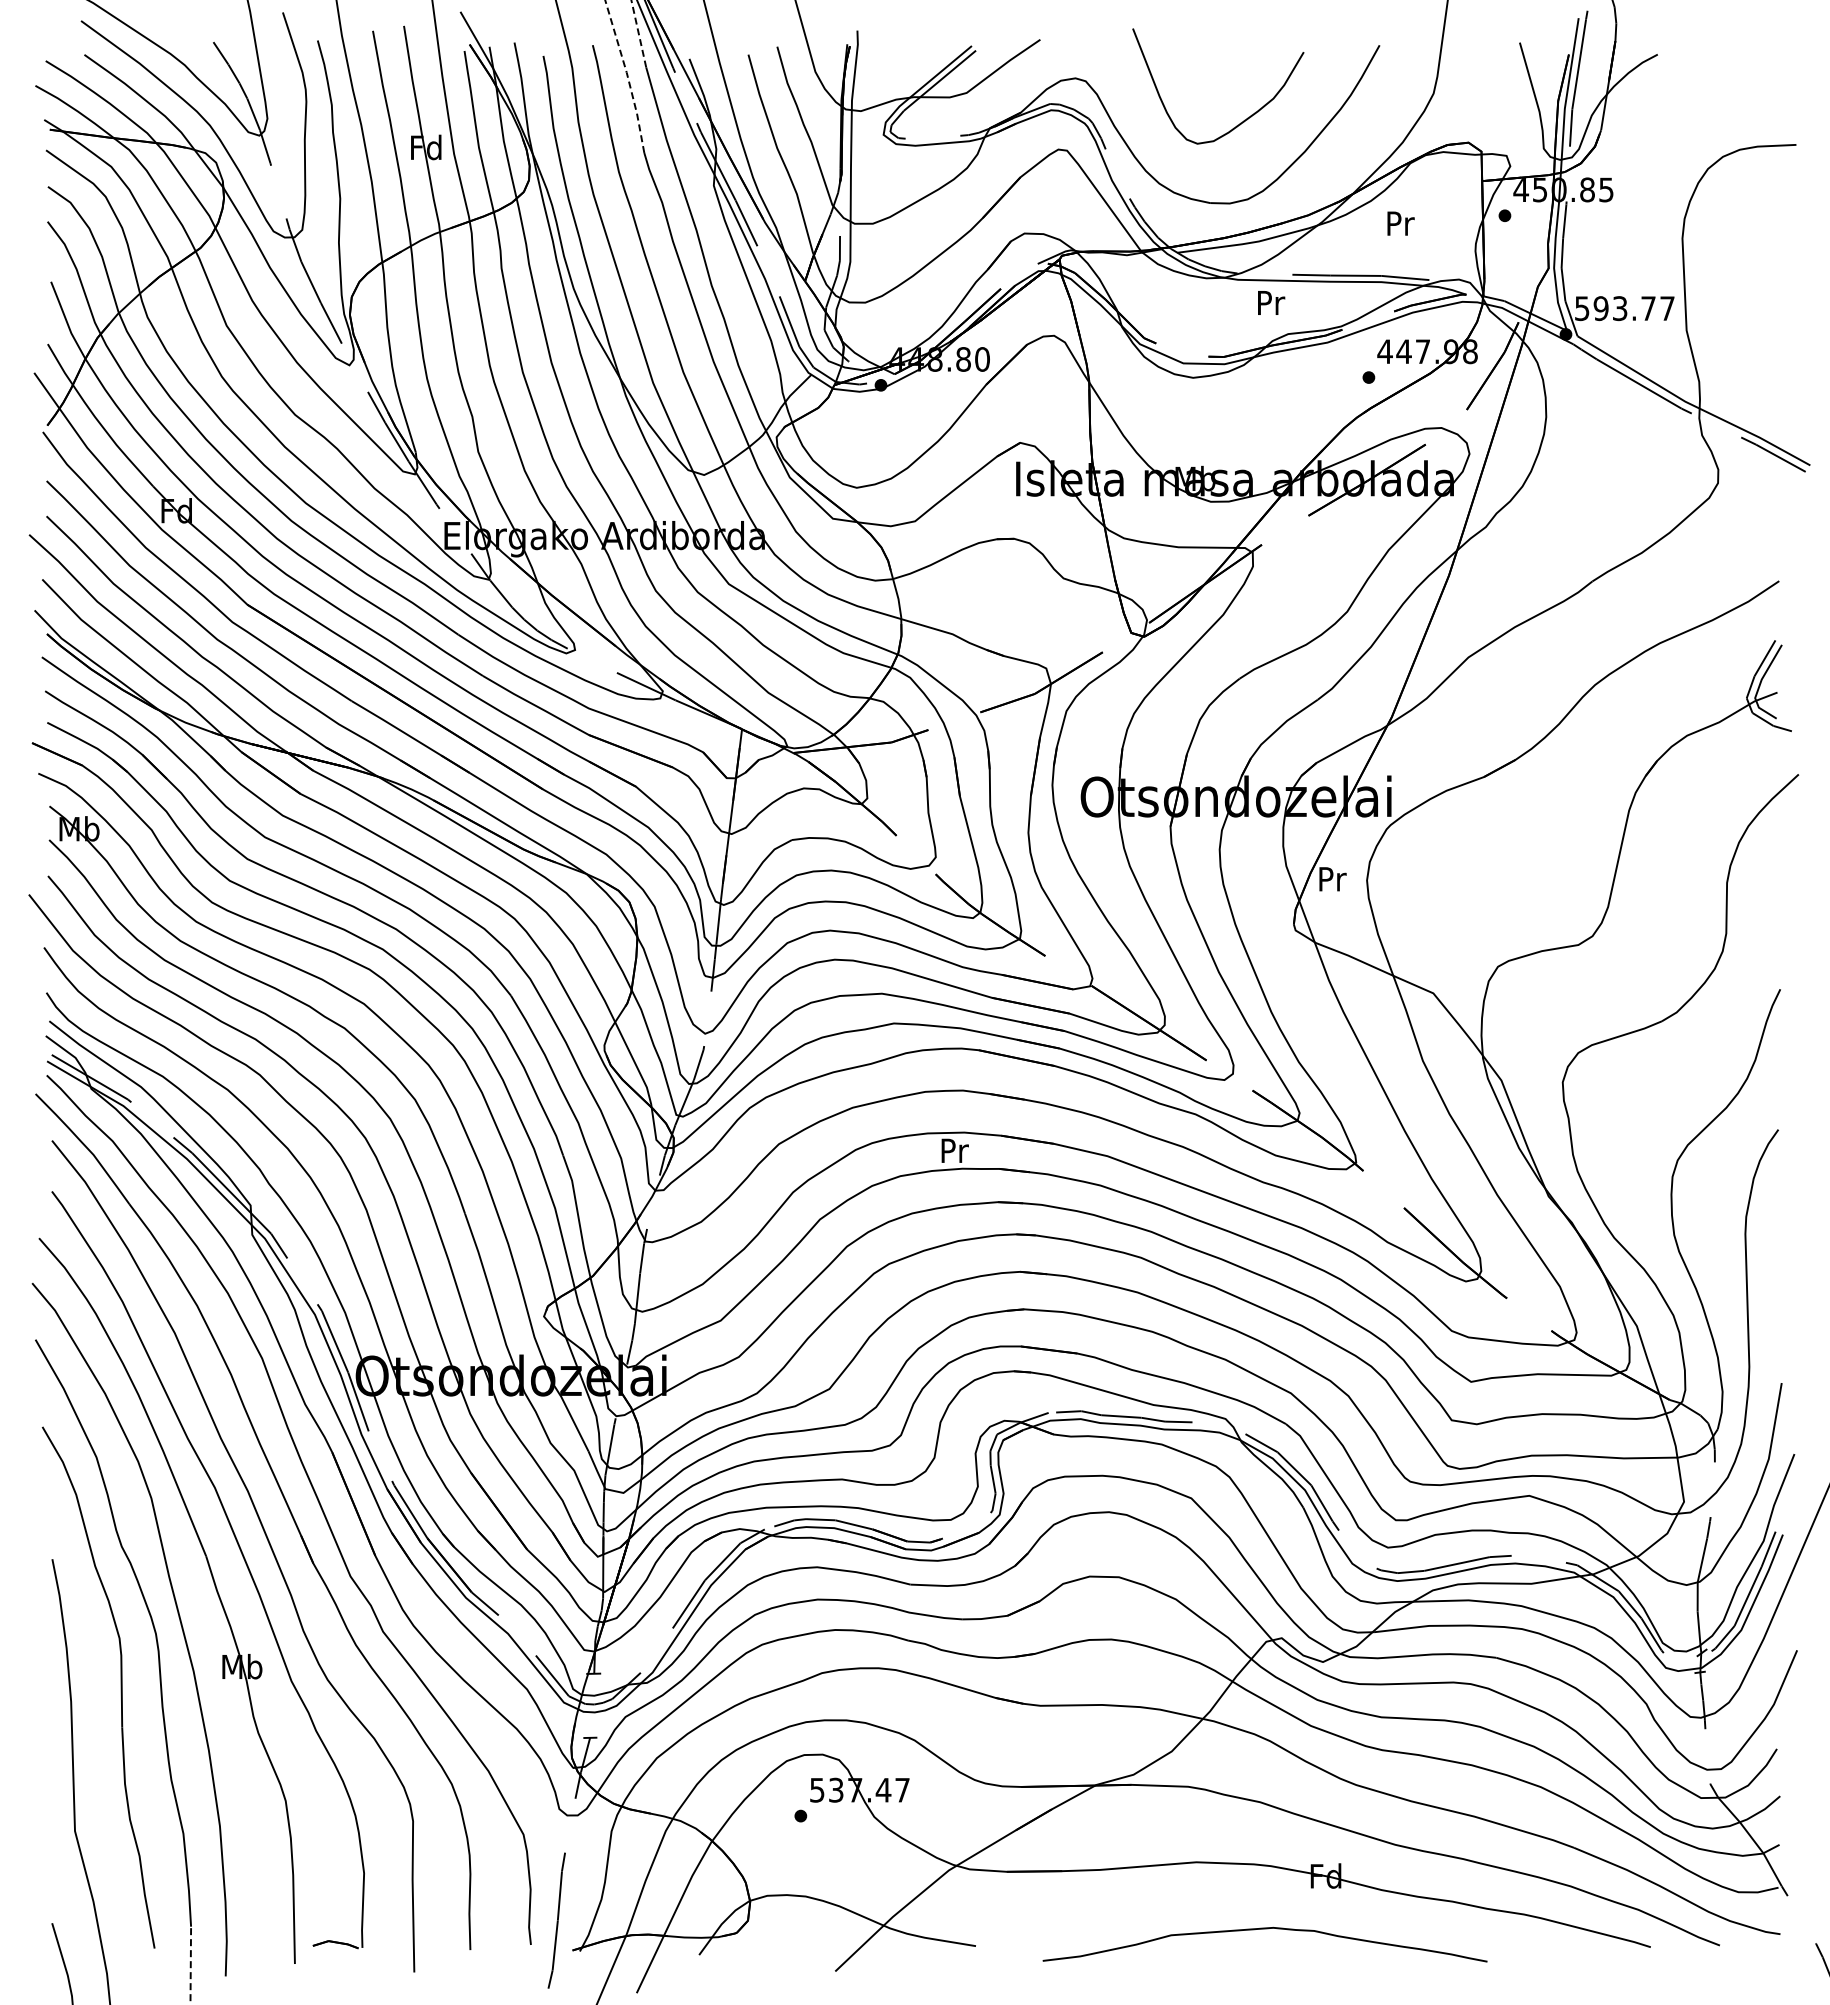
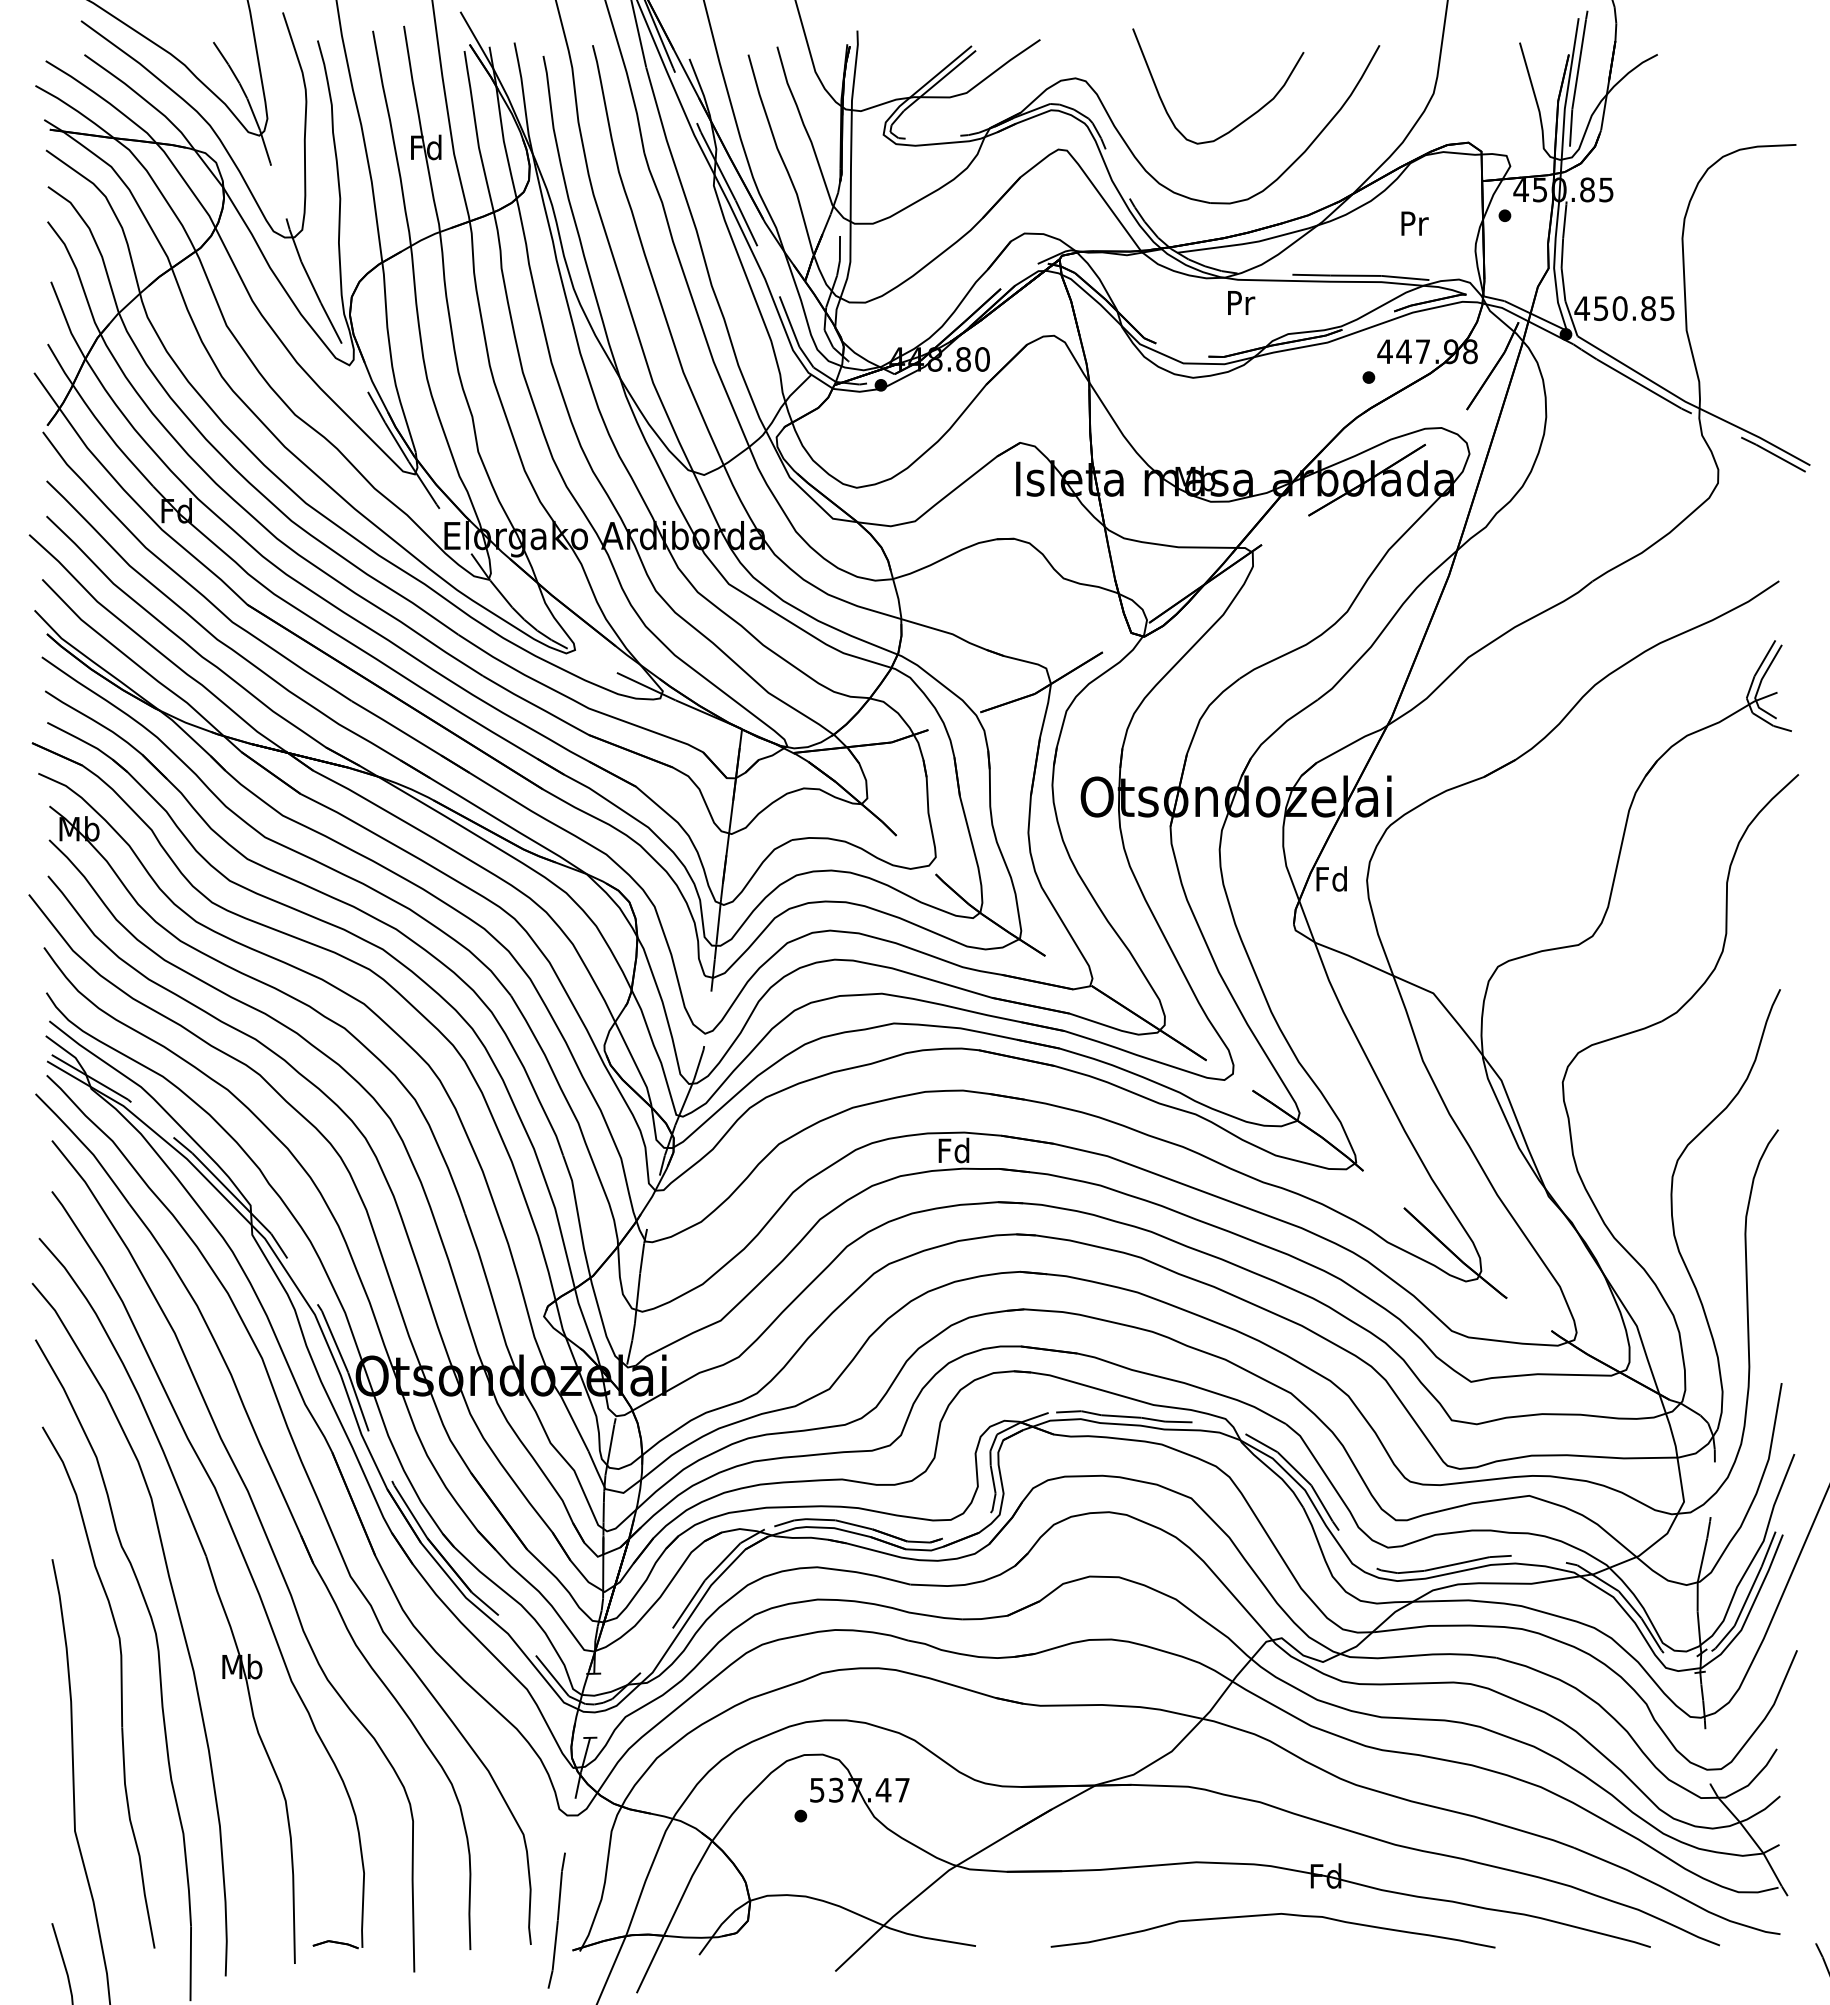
line: dashed -> solid (638, 33)
line: dashed -> solid (627, 75)
text position: (1400, 223) -> (1414, 223) (1414, 223)
text position: (1271, 302) -> (1241, 302) (1241, 302)
text: 593.77 -> 450.85 (1624, 308)
text: Pr -> Fd (1331, 878)
text: Pr -> Fd (953, 1150)
curve position: (1264, 1929) -> (1272, 1915) (1272, 1915)
line: dashed -> solid (190, 1963)
